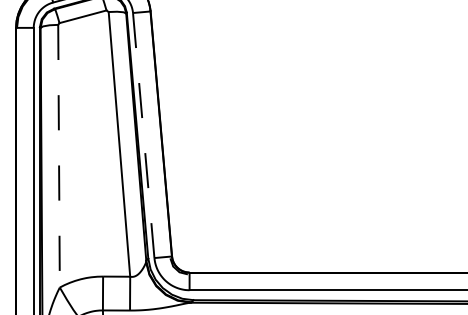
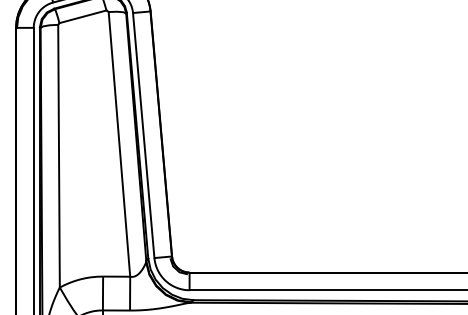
line: dashed -> solid (143, 135)
line: dashed -> solid (59, 156)
